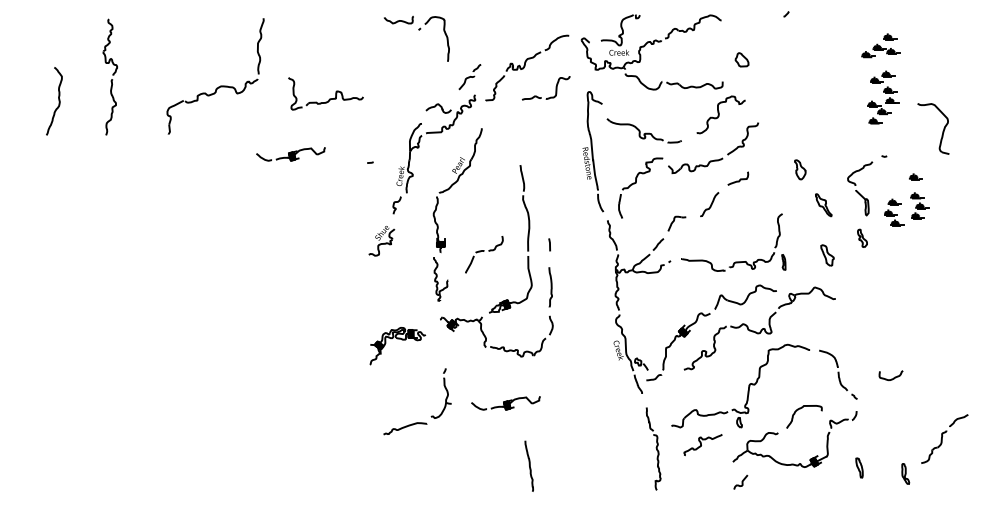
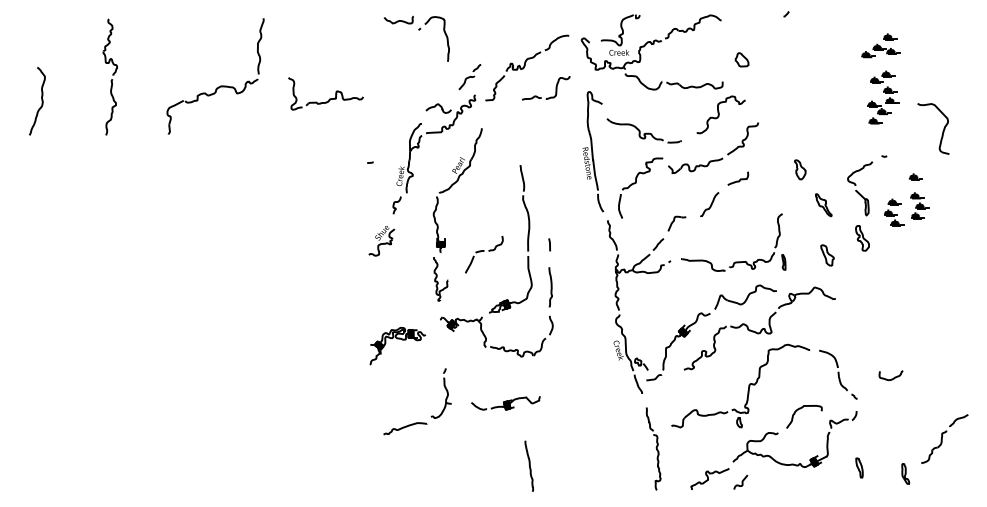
curve position: (58, 101) -> (41, 101) (41, 101)
part: present -> none (290, 154)
part size: 11x20 px -> 15x27 px (862, 238)
curve position: (701, 445) -> (708, 479) (708, 479)
